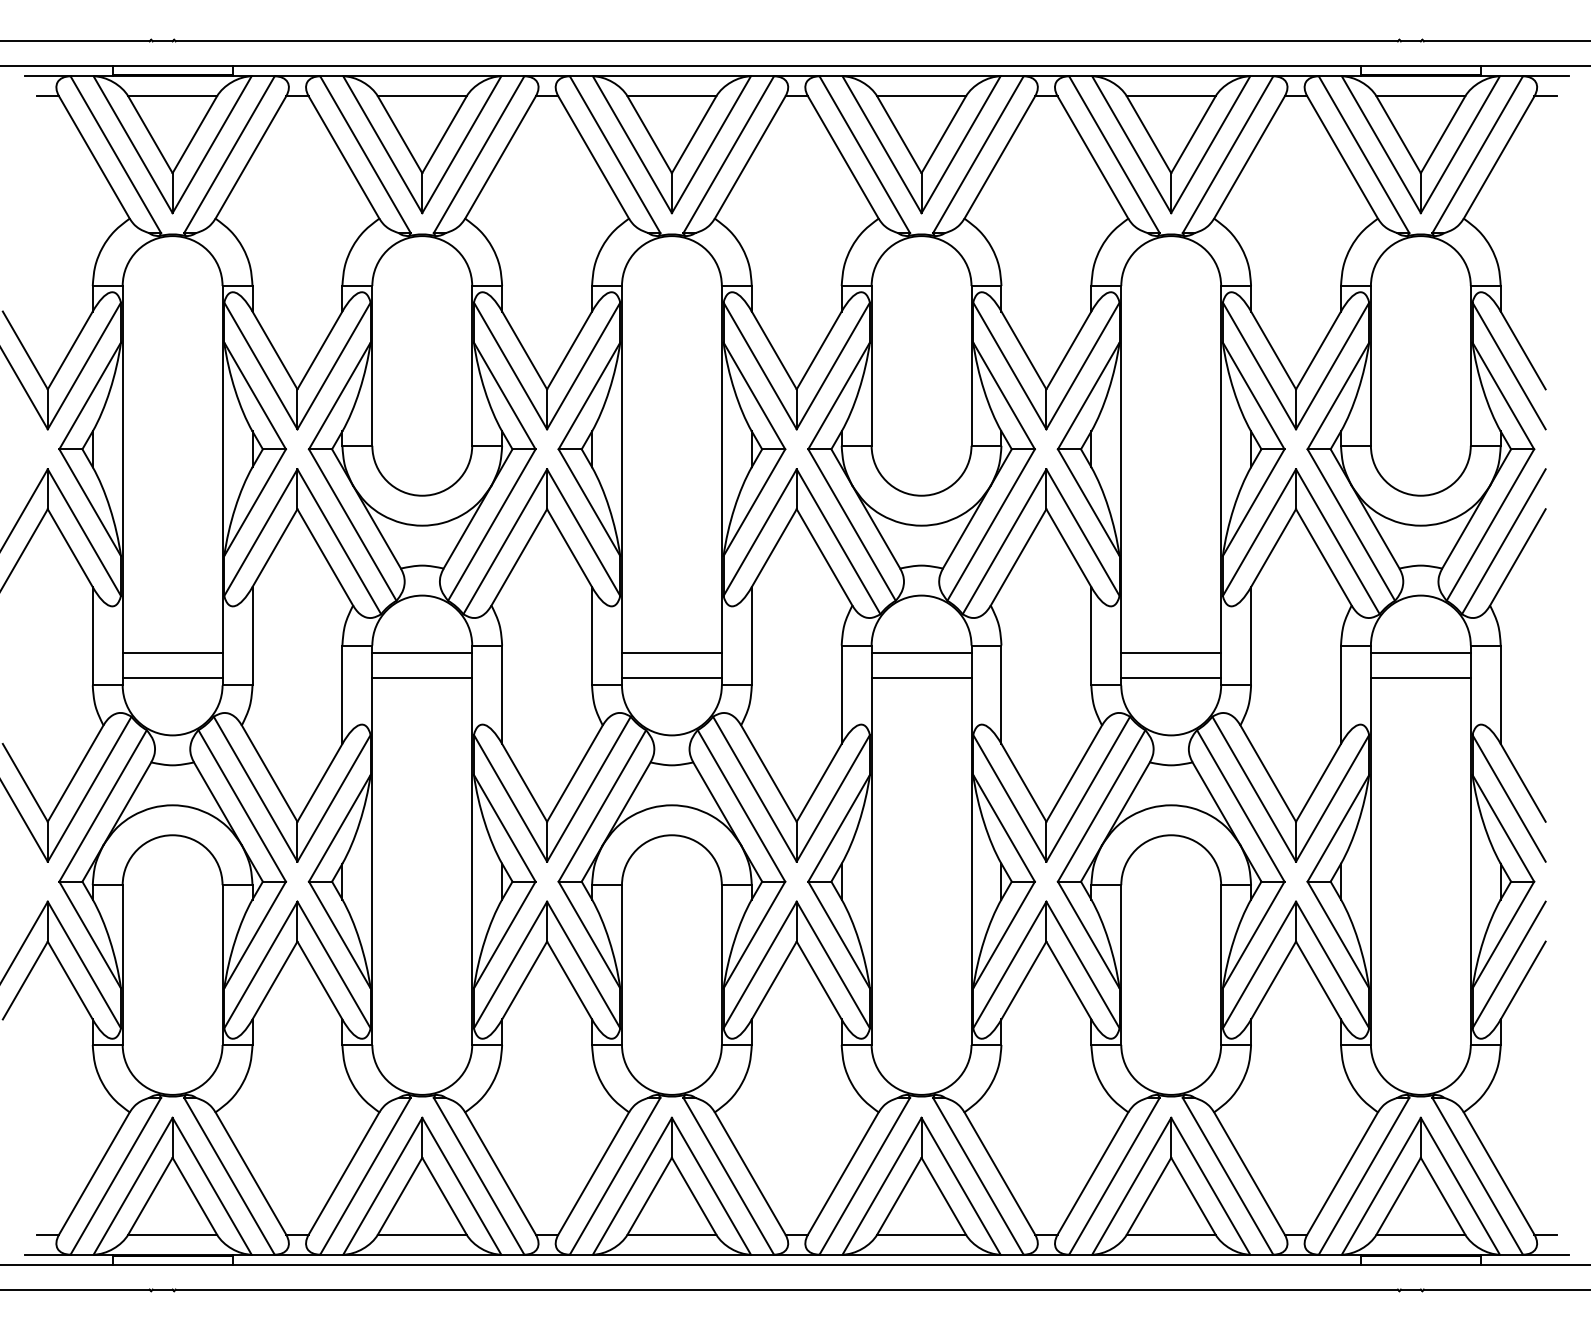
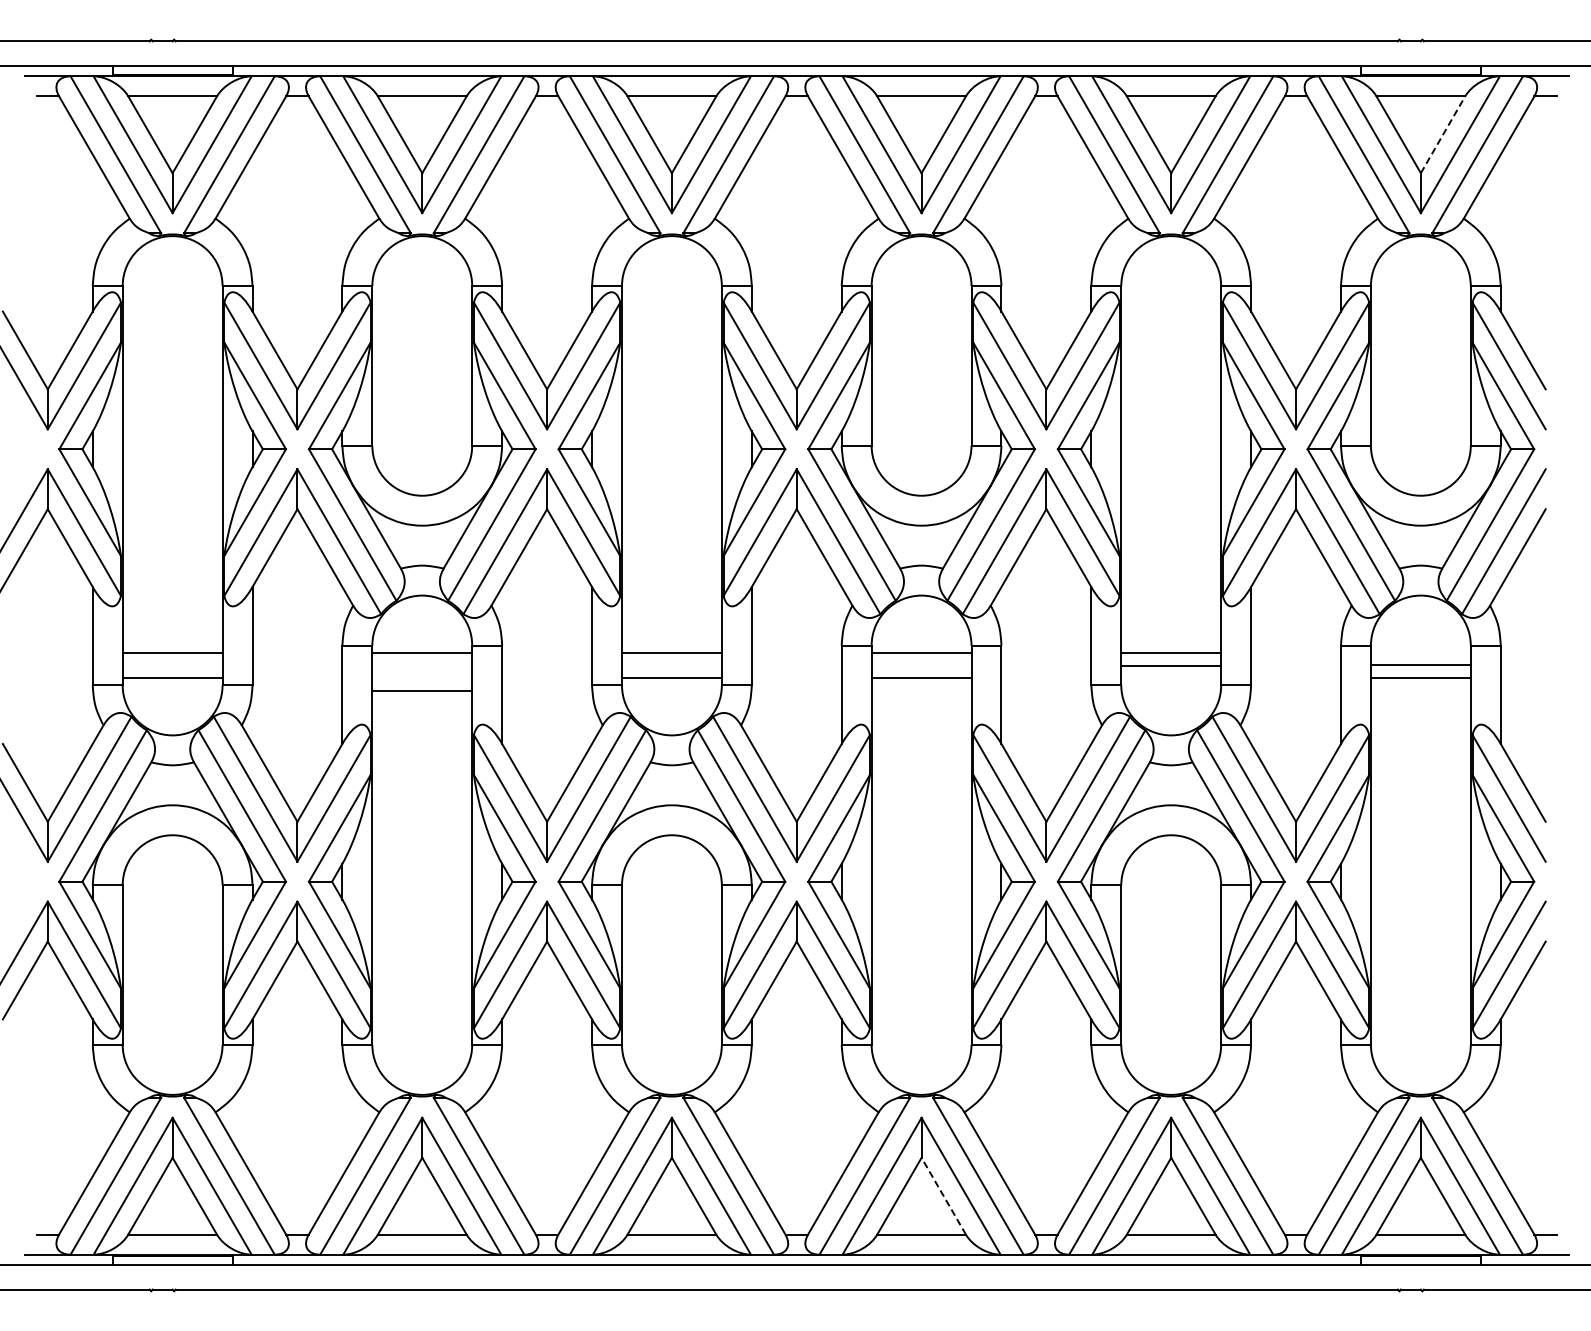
line: solid -> dashed (1443, 134)
line position: (1420, 653) -> (1420, 665) (1420, 665)
line position: (422, 677) -> (422, 690) (422, 690)
line position: (1171, 677) -> (1171, 665) (1171, 665)
line: solid -> dashed (943, 1195)
